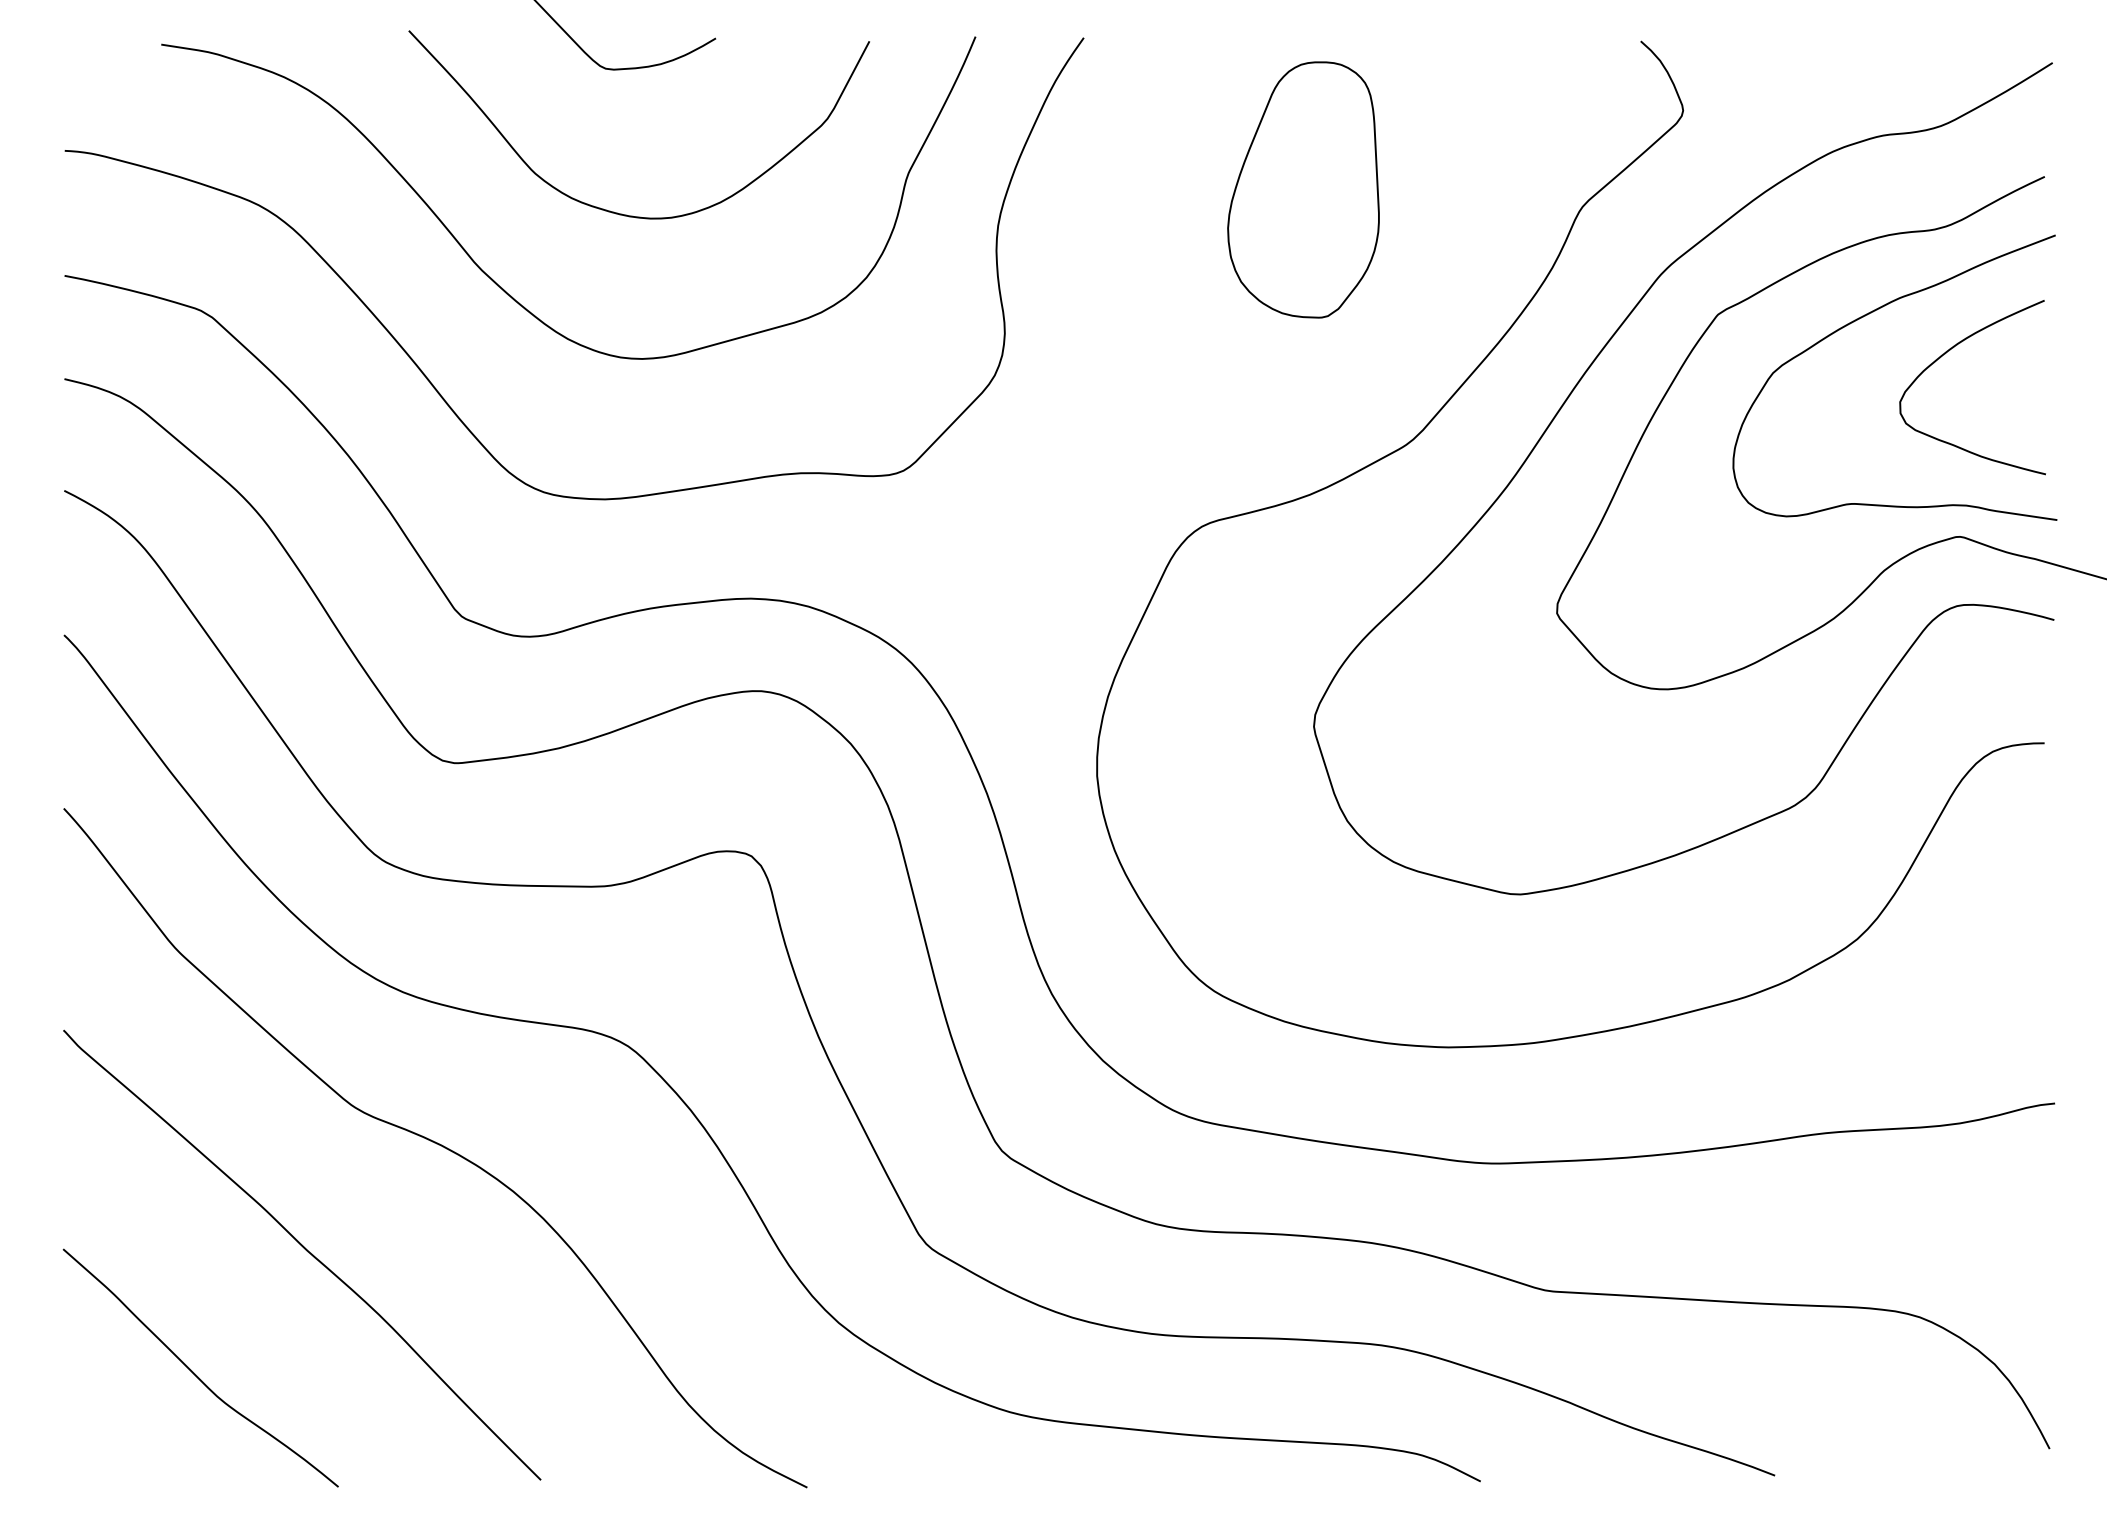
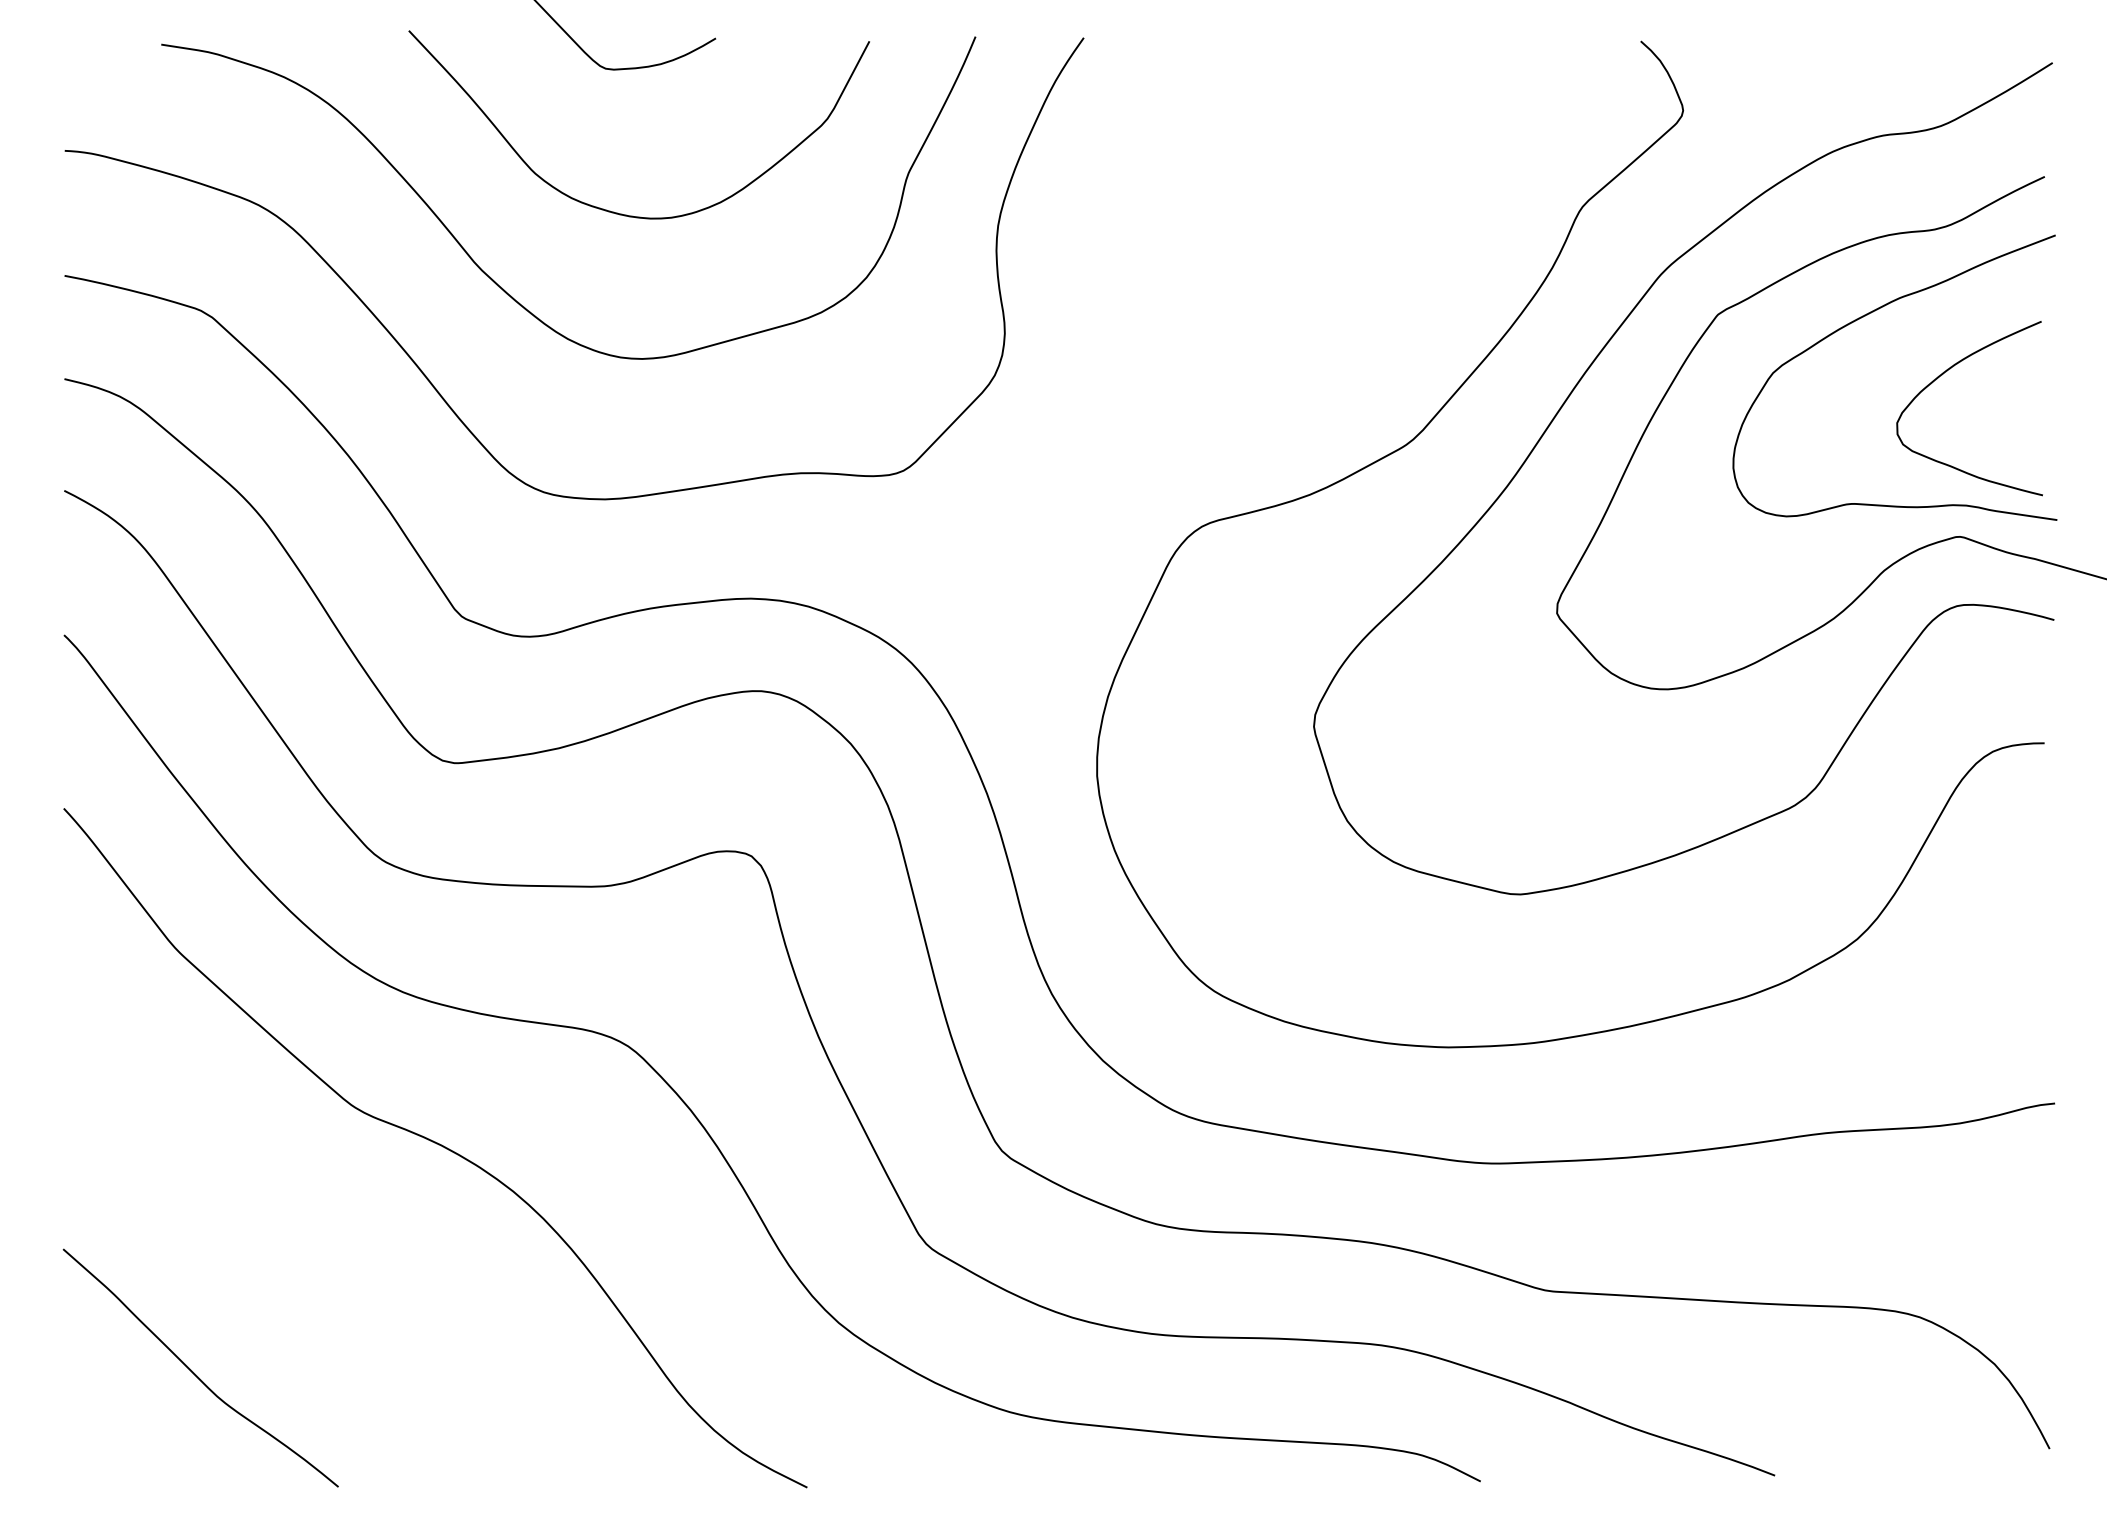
part: present -> none (1303, 189)
curve position: (1945, 354) -> (1942, 375) (1942, 375)
curve: present -> none (305, 1250)
